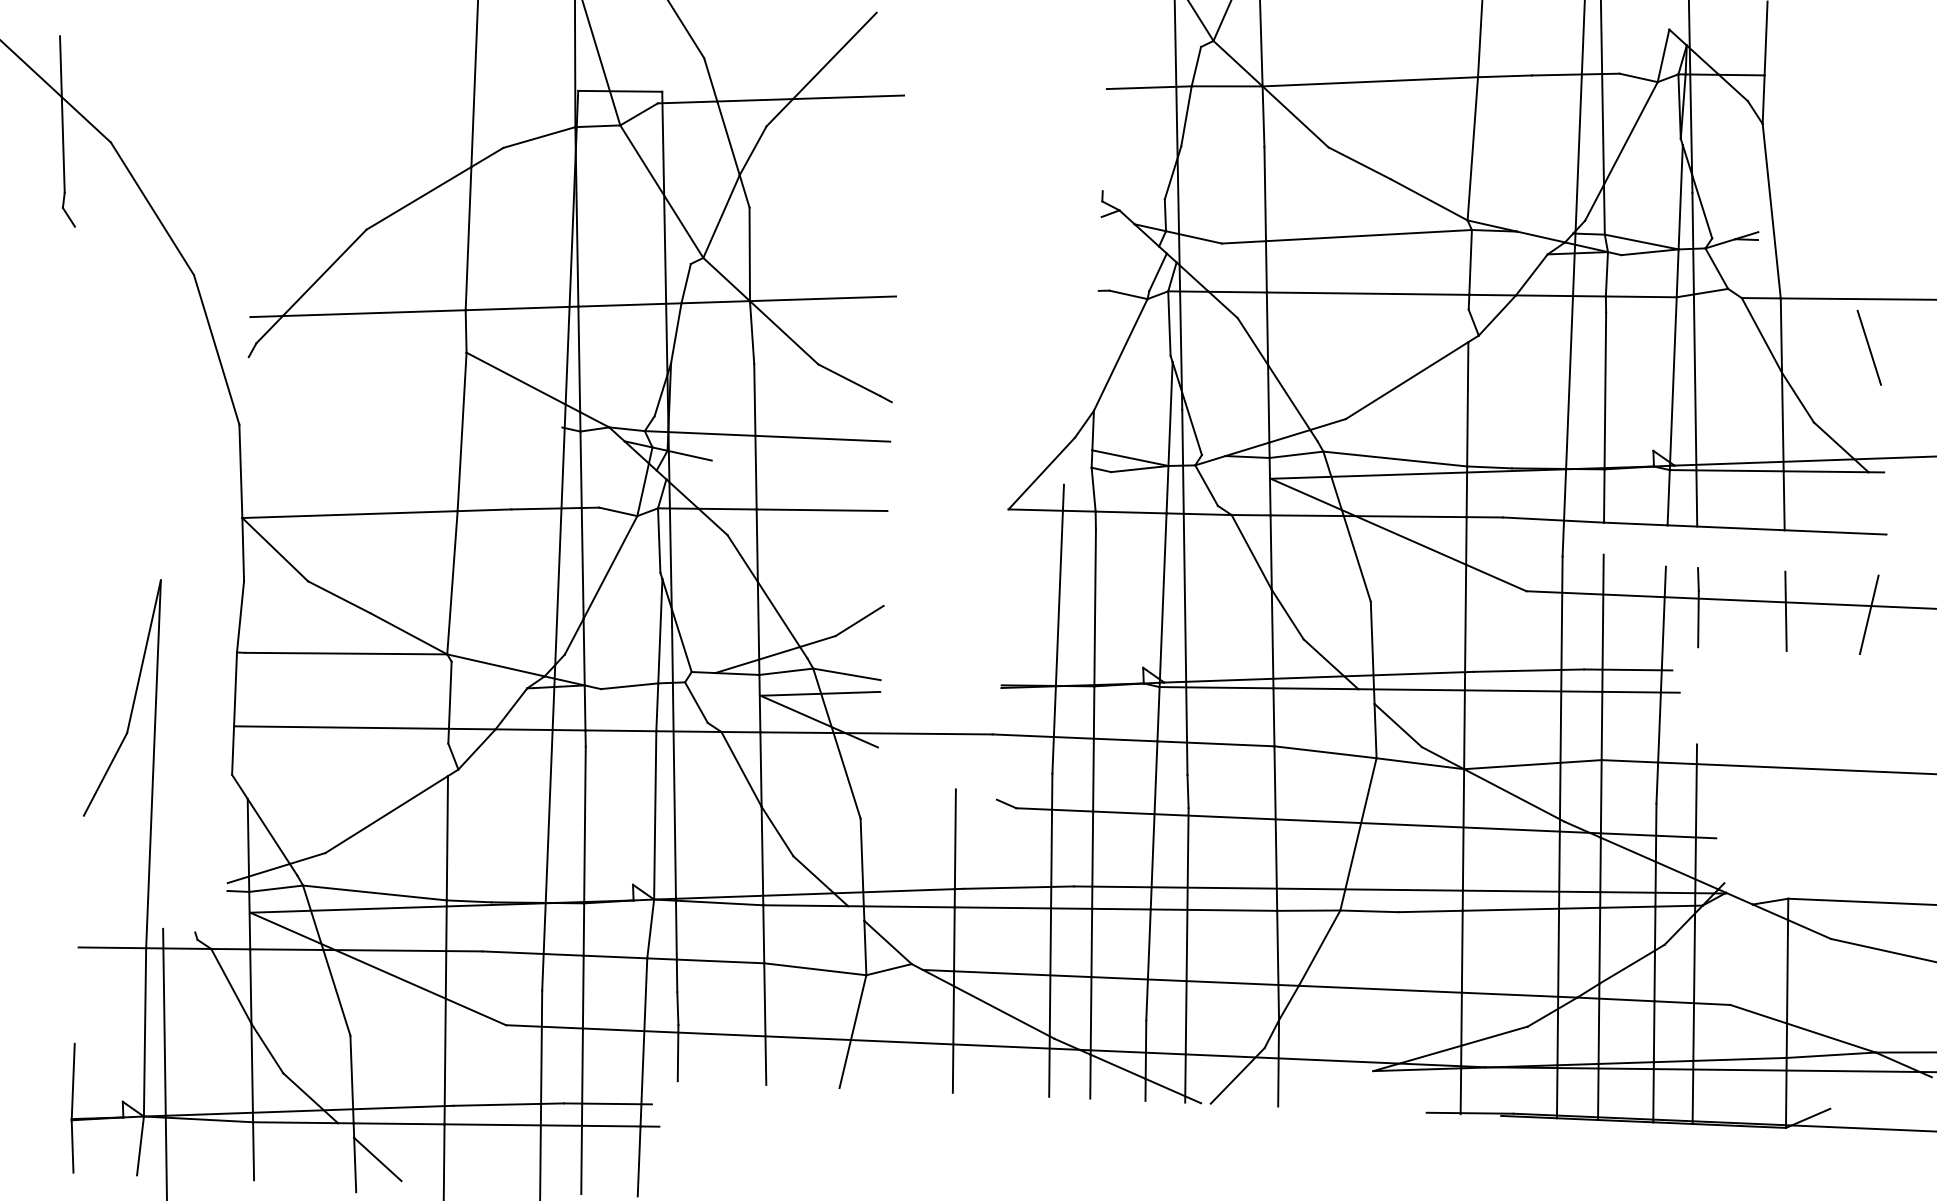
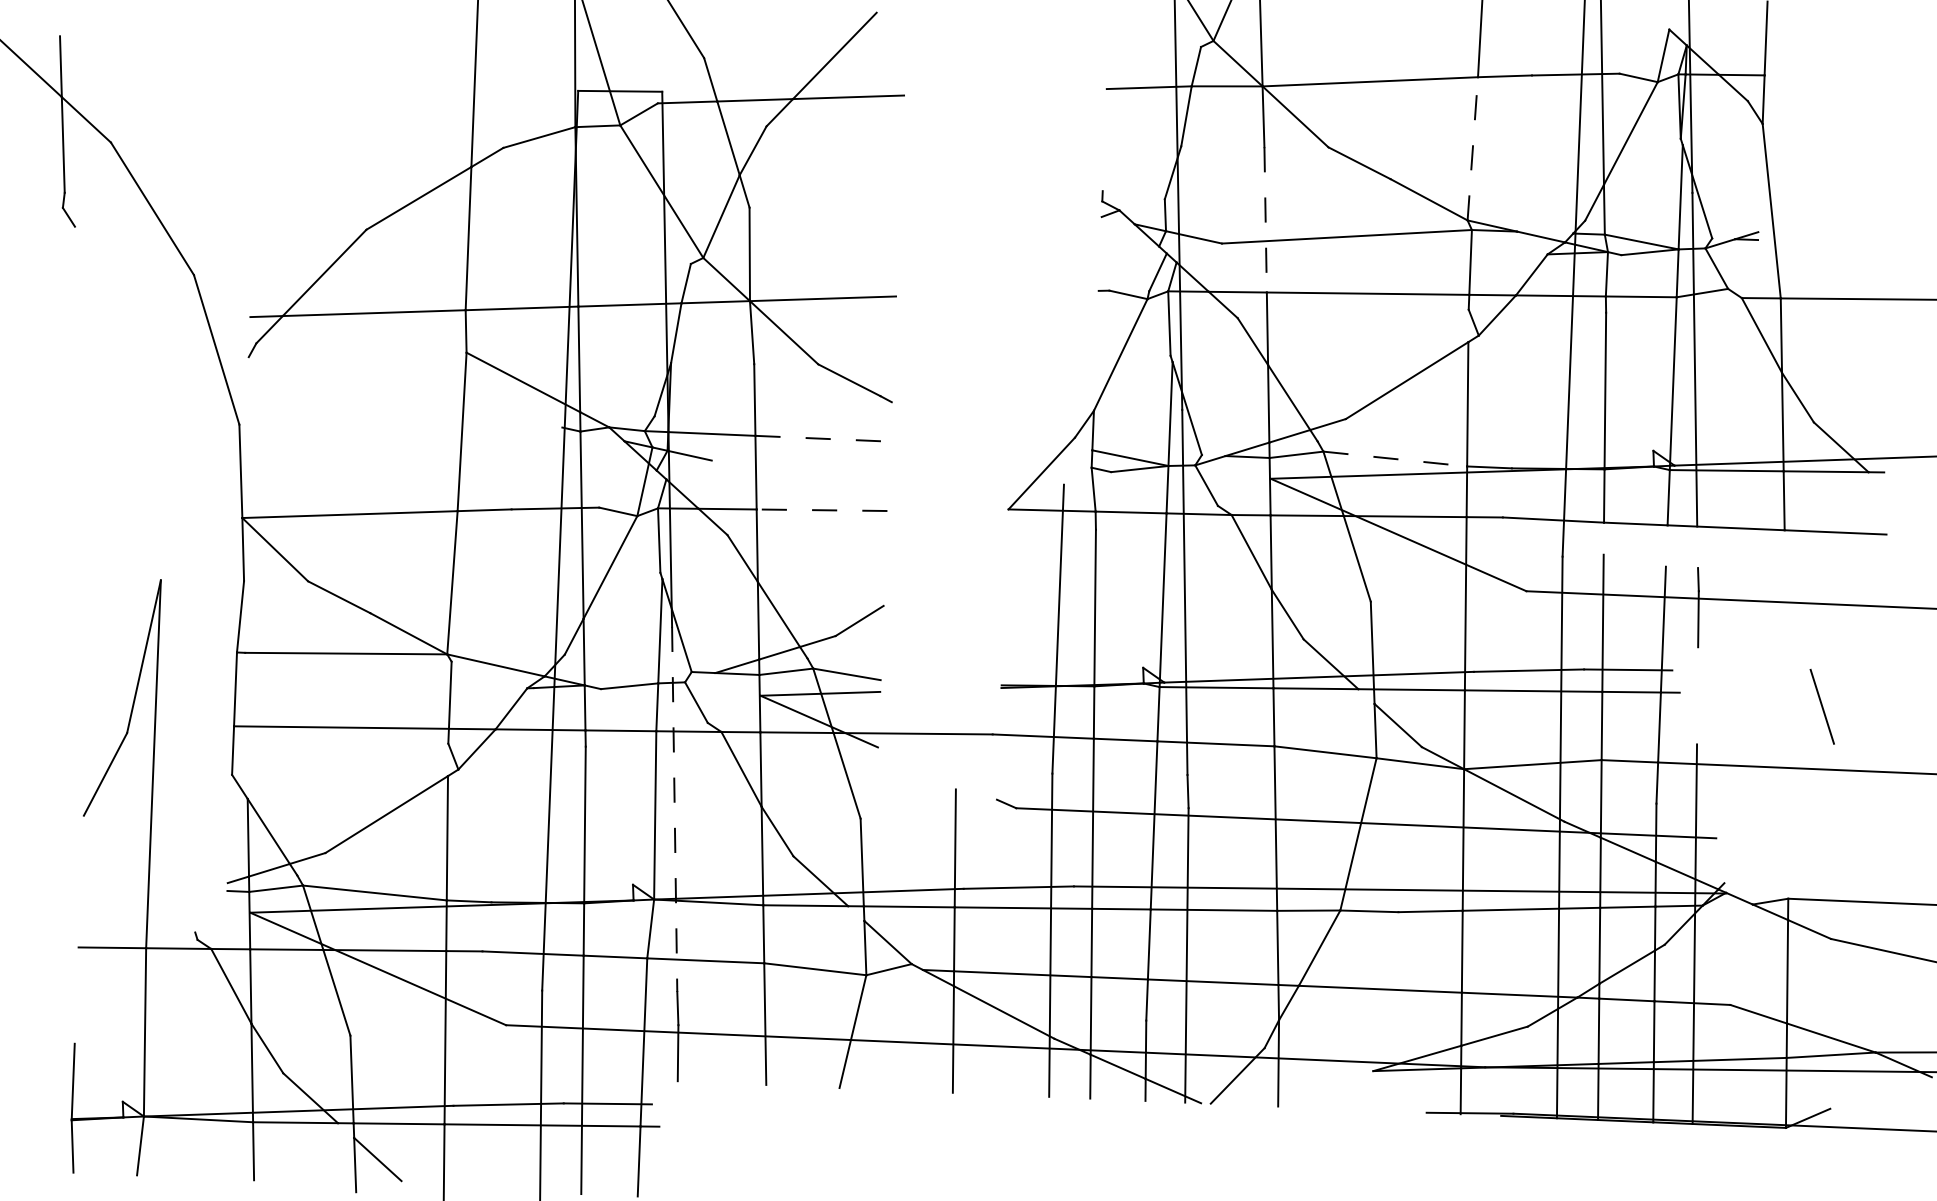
line: solid -> dashed (1472, 148)
line: solid -> dashed (1265, 219)
line position: (1868, 347) -> (1821, 706) (1821, 706)
line: solid -> dashed (823, 438)
line: solid -> dashed (1395, 459)
line: solid -> dashed (821, 510)
line: present -> none (1785, 610)
line: present -> none (1868, 614)
line: solid -> dashed (674, 809)
line: present -> none (164, 1062)
